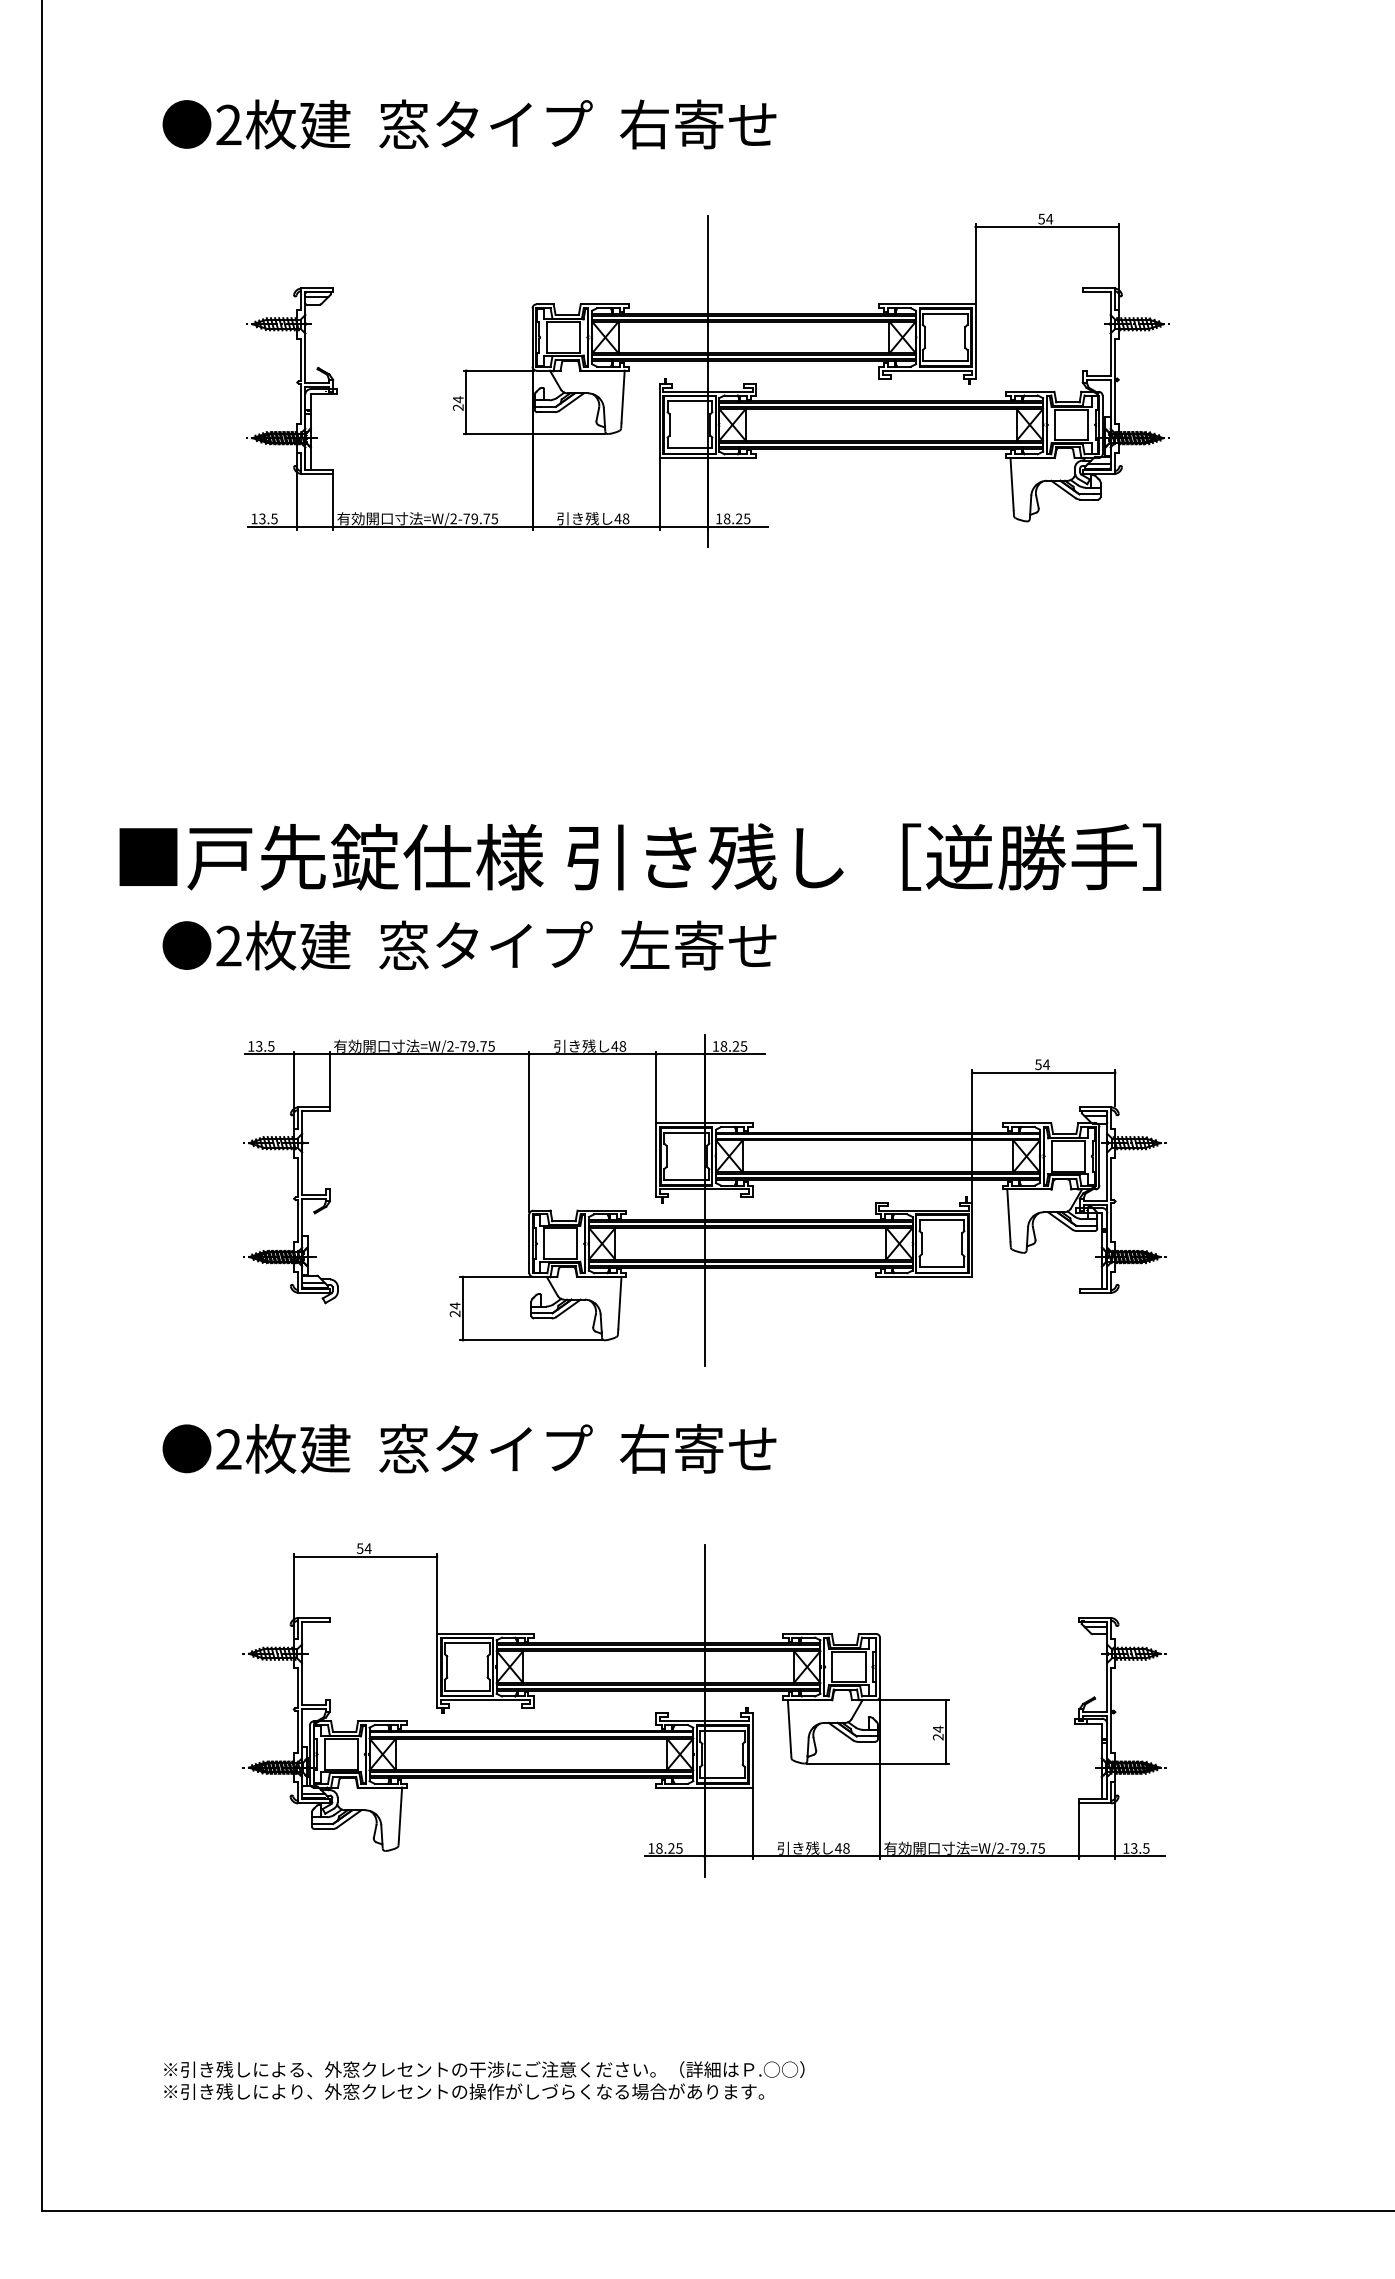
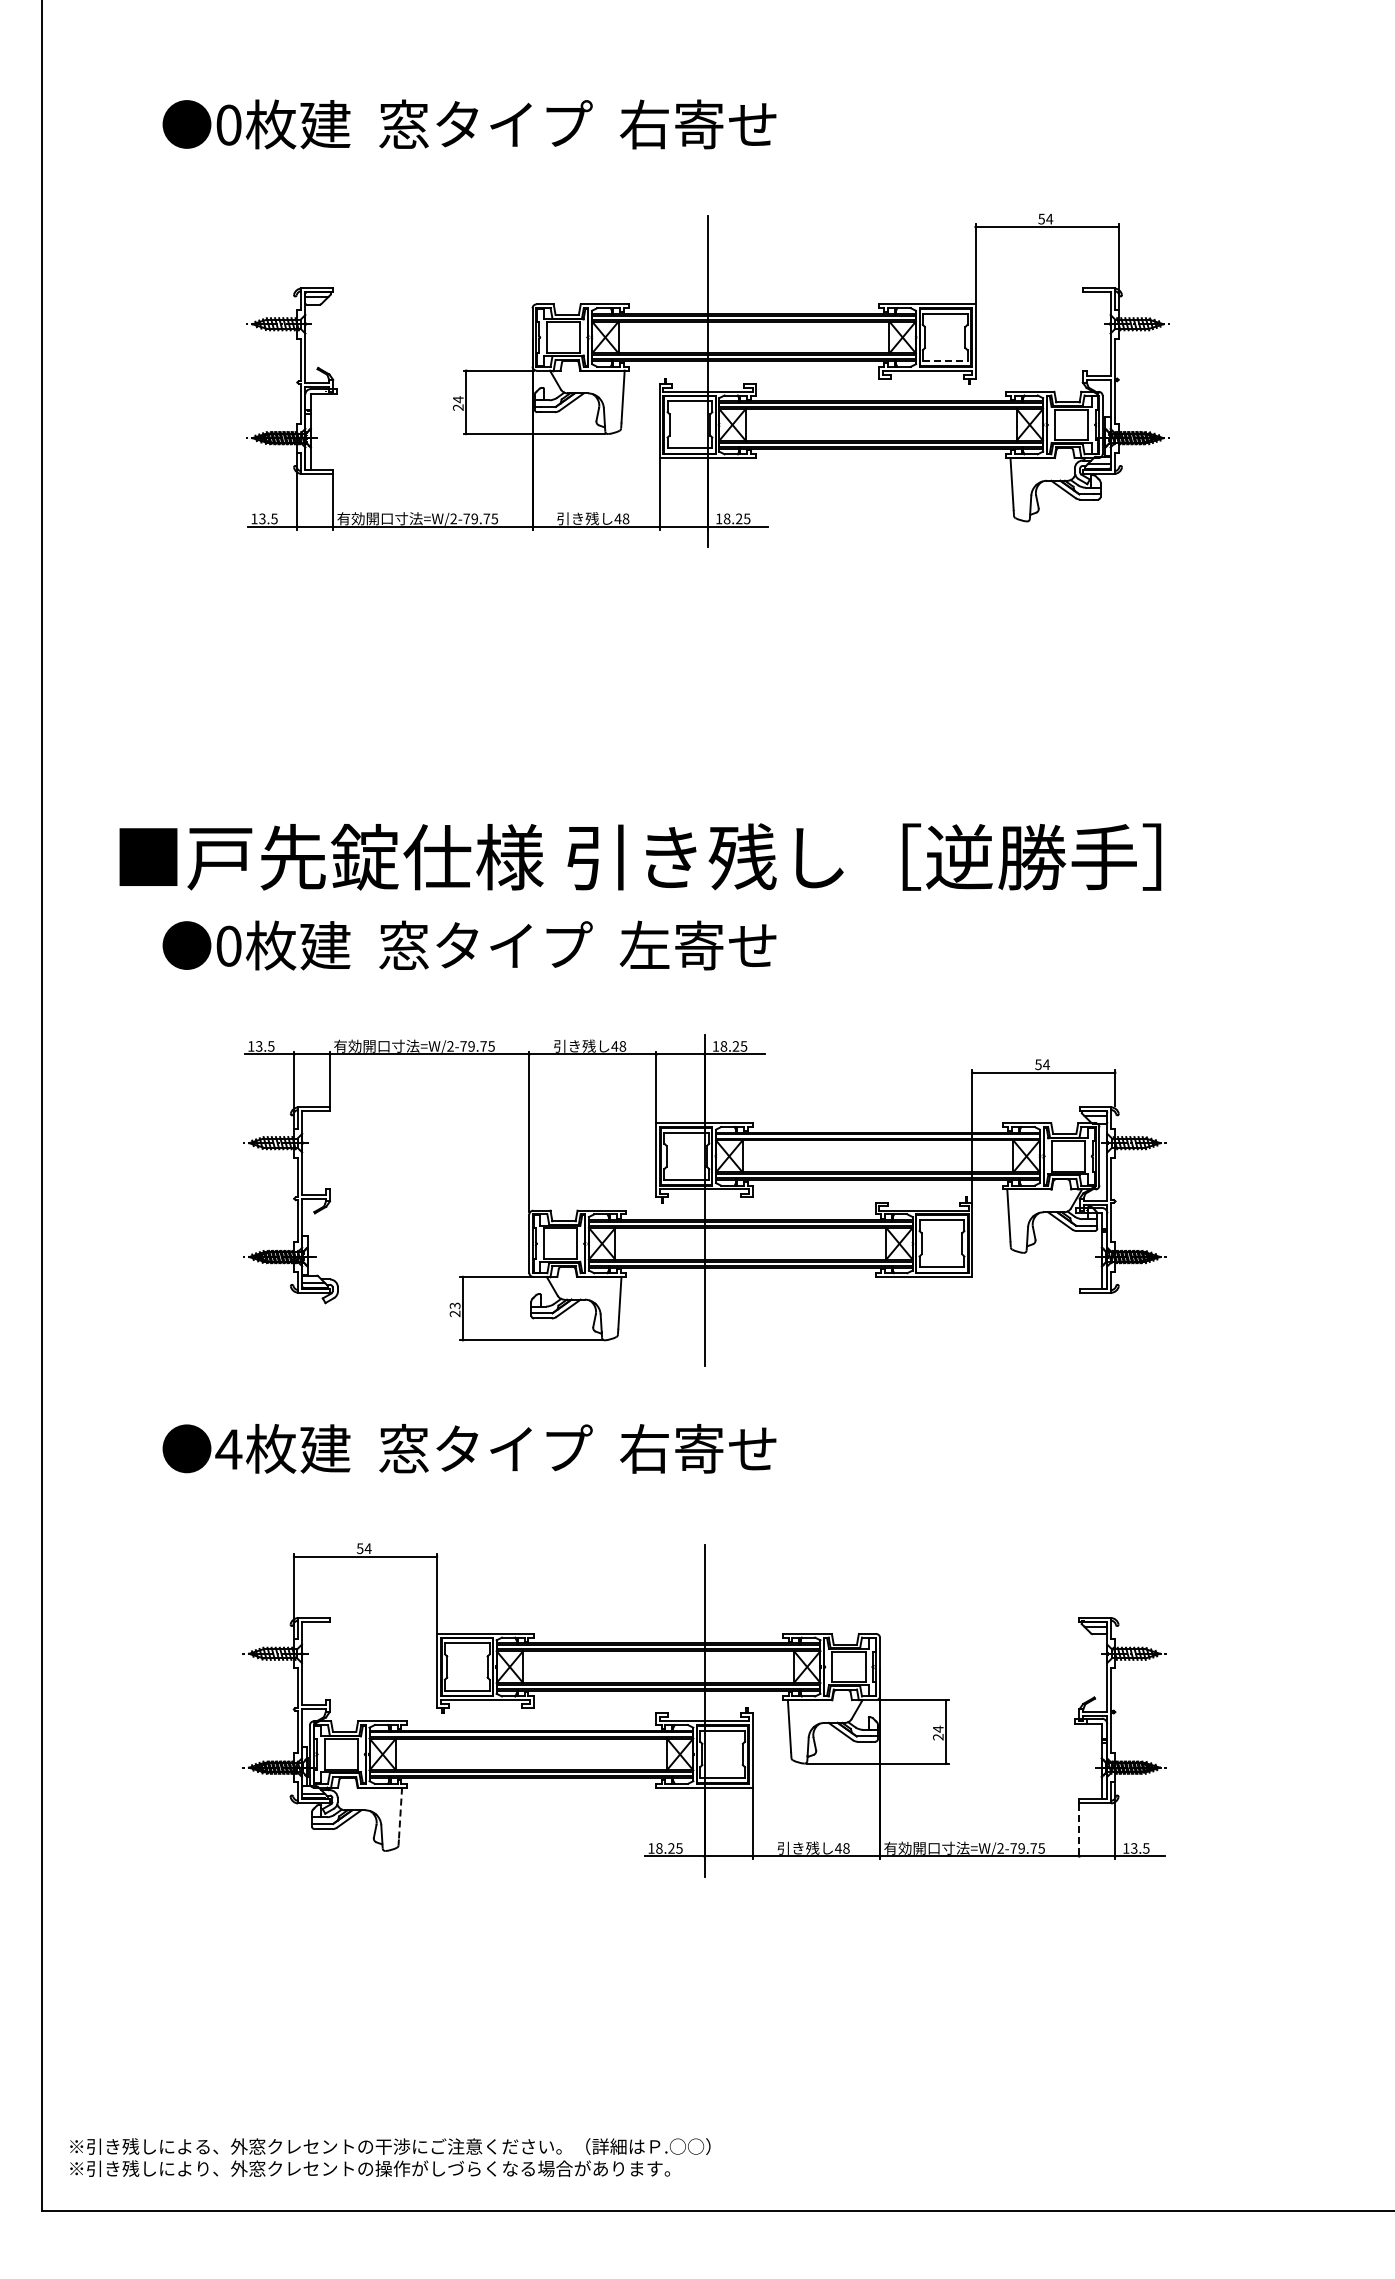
text: 2 -> 0 (228, 124)
line: solid -> dashed (945, 361)
text: 2 -> 0 (228, 945)
text: 24 -> 23 (454, 1305)
text: 2 -> 4 (228, 1449)
line: solid -> dashed (400, 1813)
line: solid -> dashed (1079, 1832)
text position: (484, 2080) -> (390, 2157) (390, 2157)
